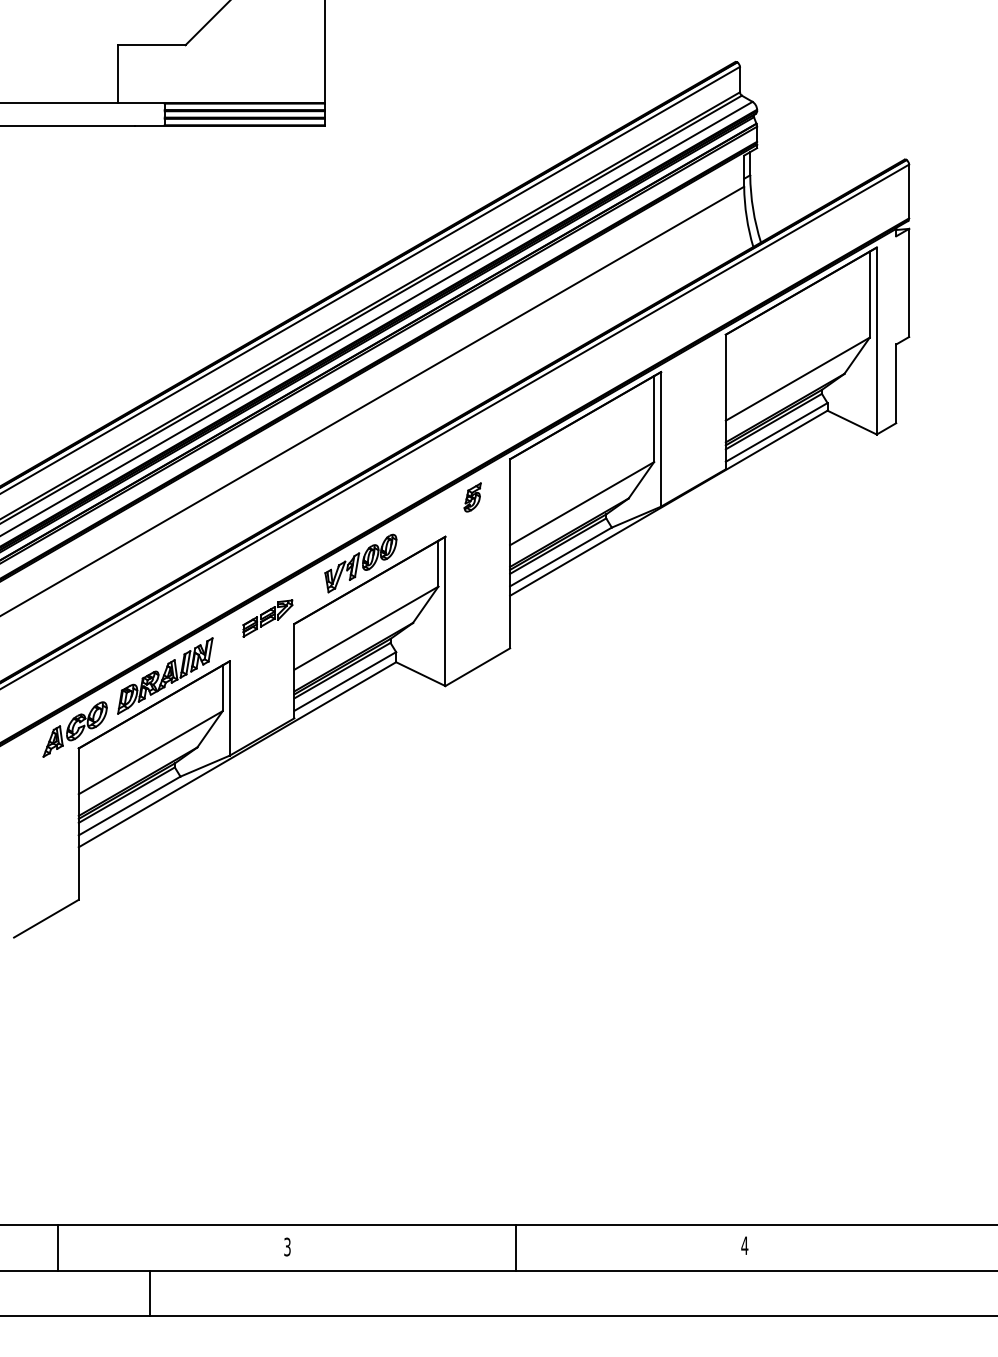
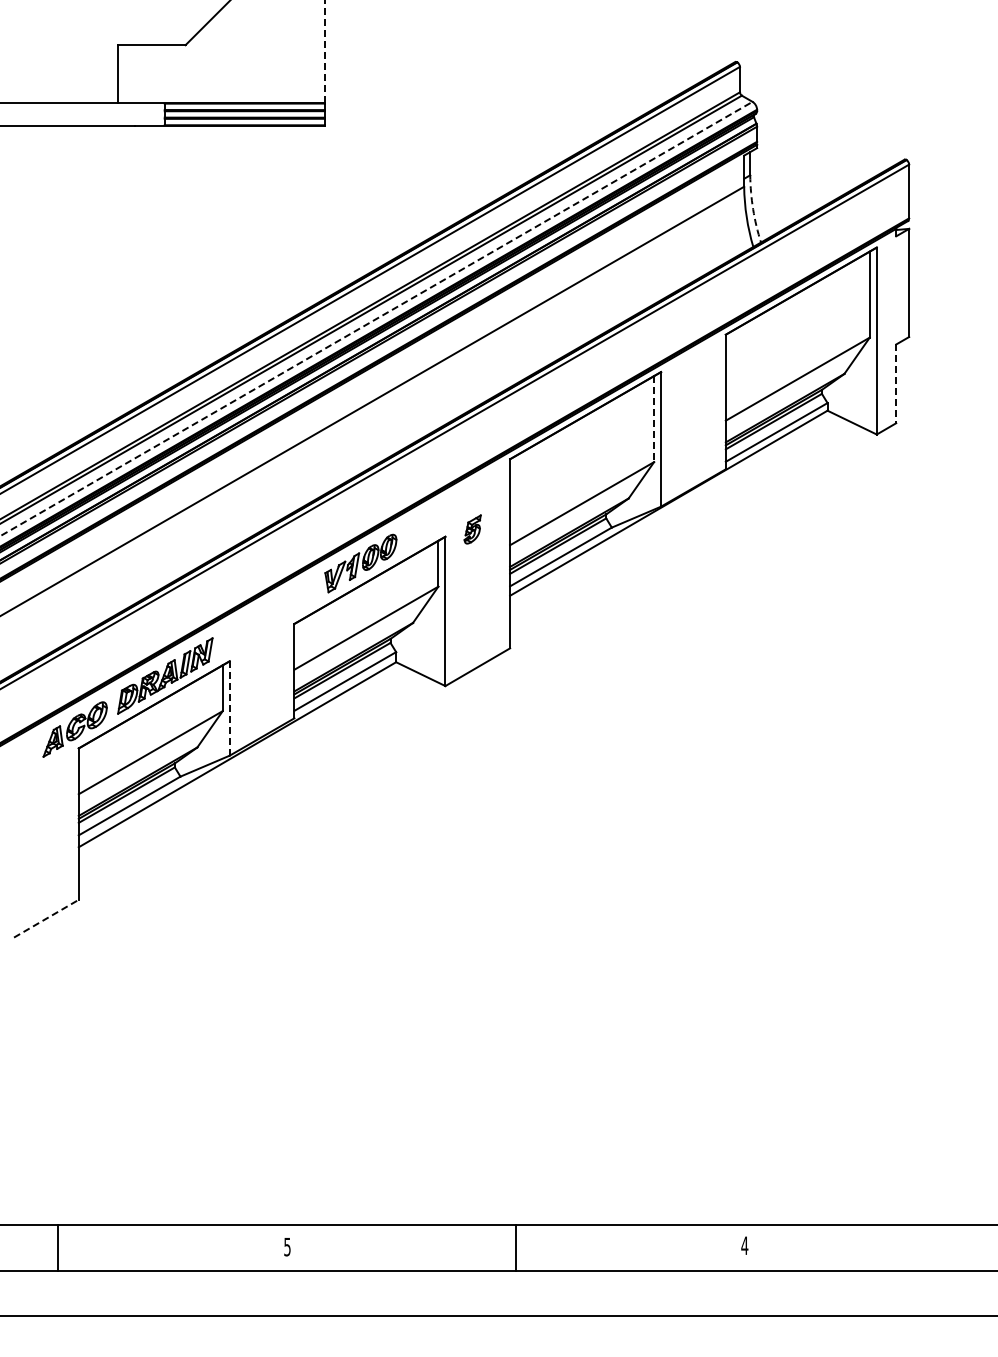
line: solid -> dashed (324, 51)
arc: solid -> dashed (753, 209)
line: solid -> dashed (376, 318)
line: solid -> dashed (896, 384)
line: solid -> dashed (654, 419)
part position: (472, 497) -> (472, 529) (472, 529)
part: present -> none (267, 618)
line: solid -> dashed (229, 707)
line: solid -> dashed (46, 918)
text: 3 -> 5 (287, 1246)
line: present -> none (149, 1293)
